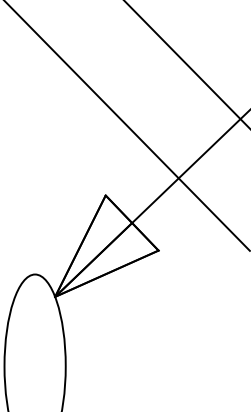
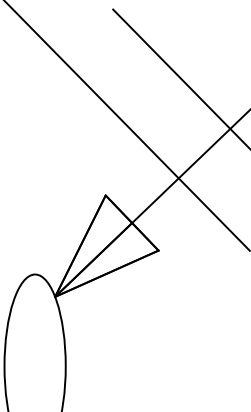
line position: (186, 64) -> (176, 74) (176, 74)
